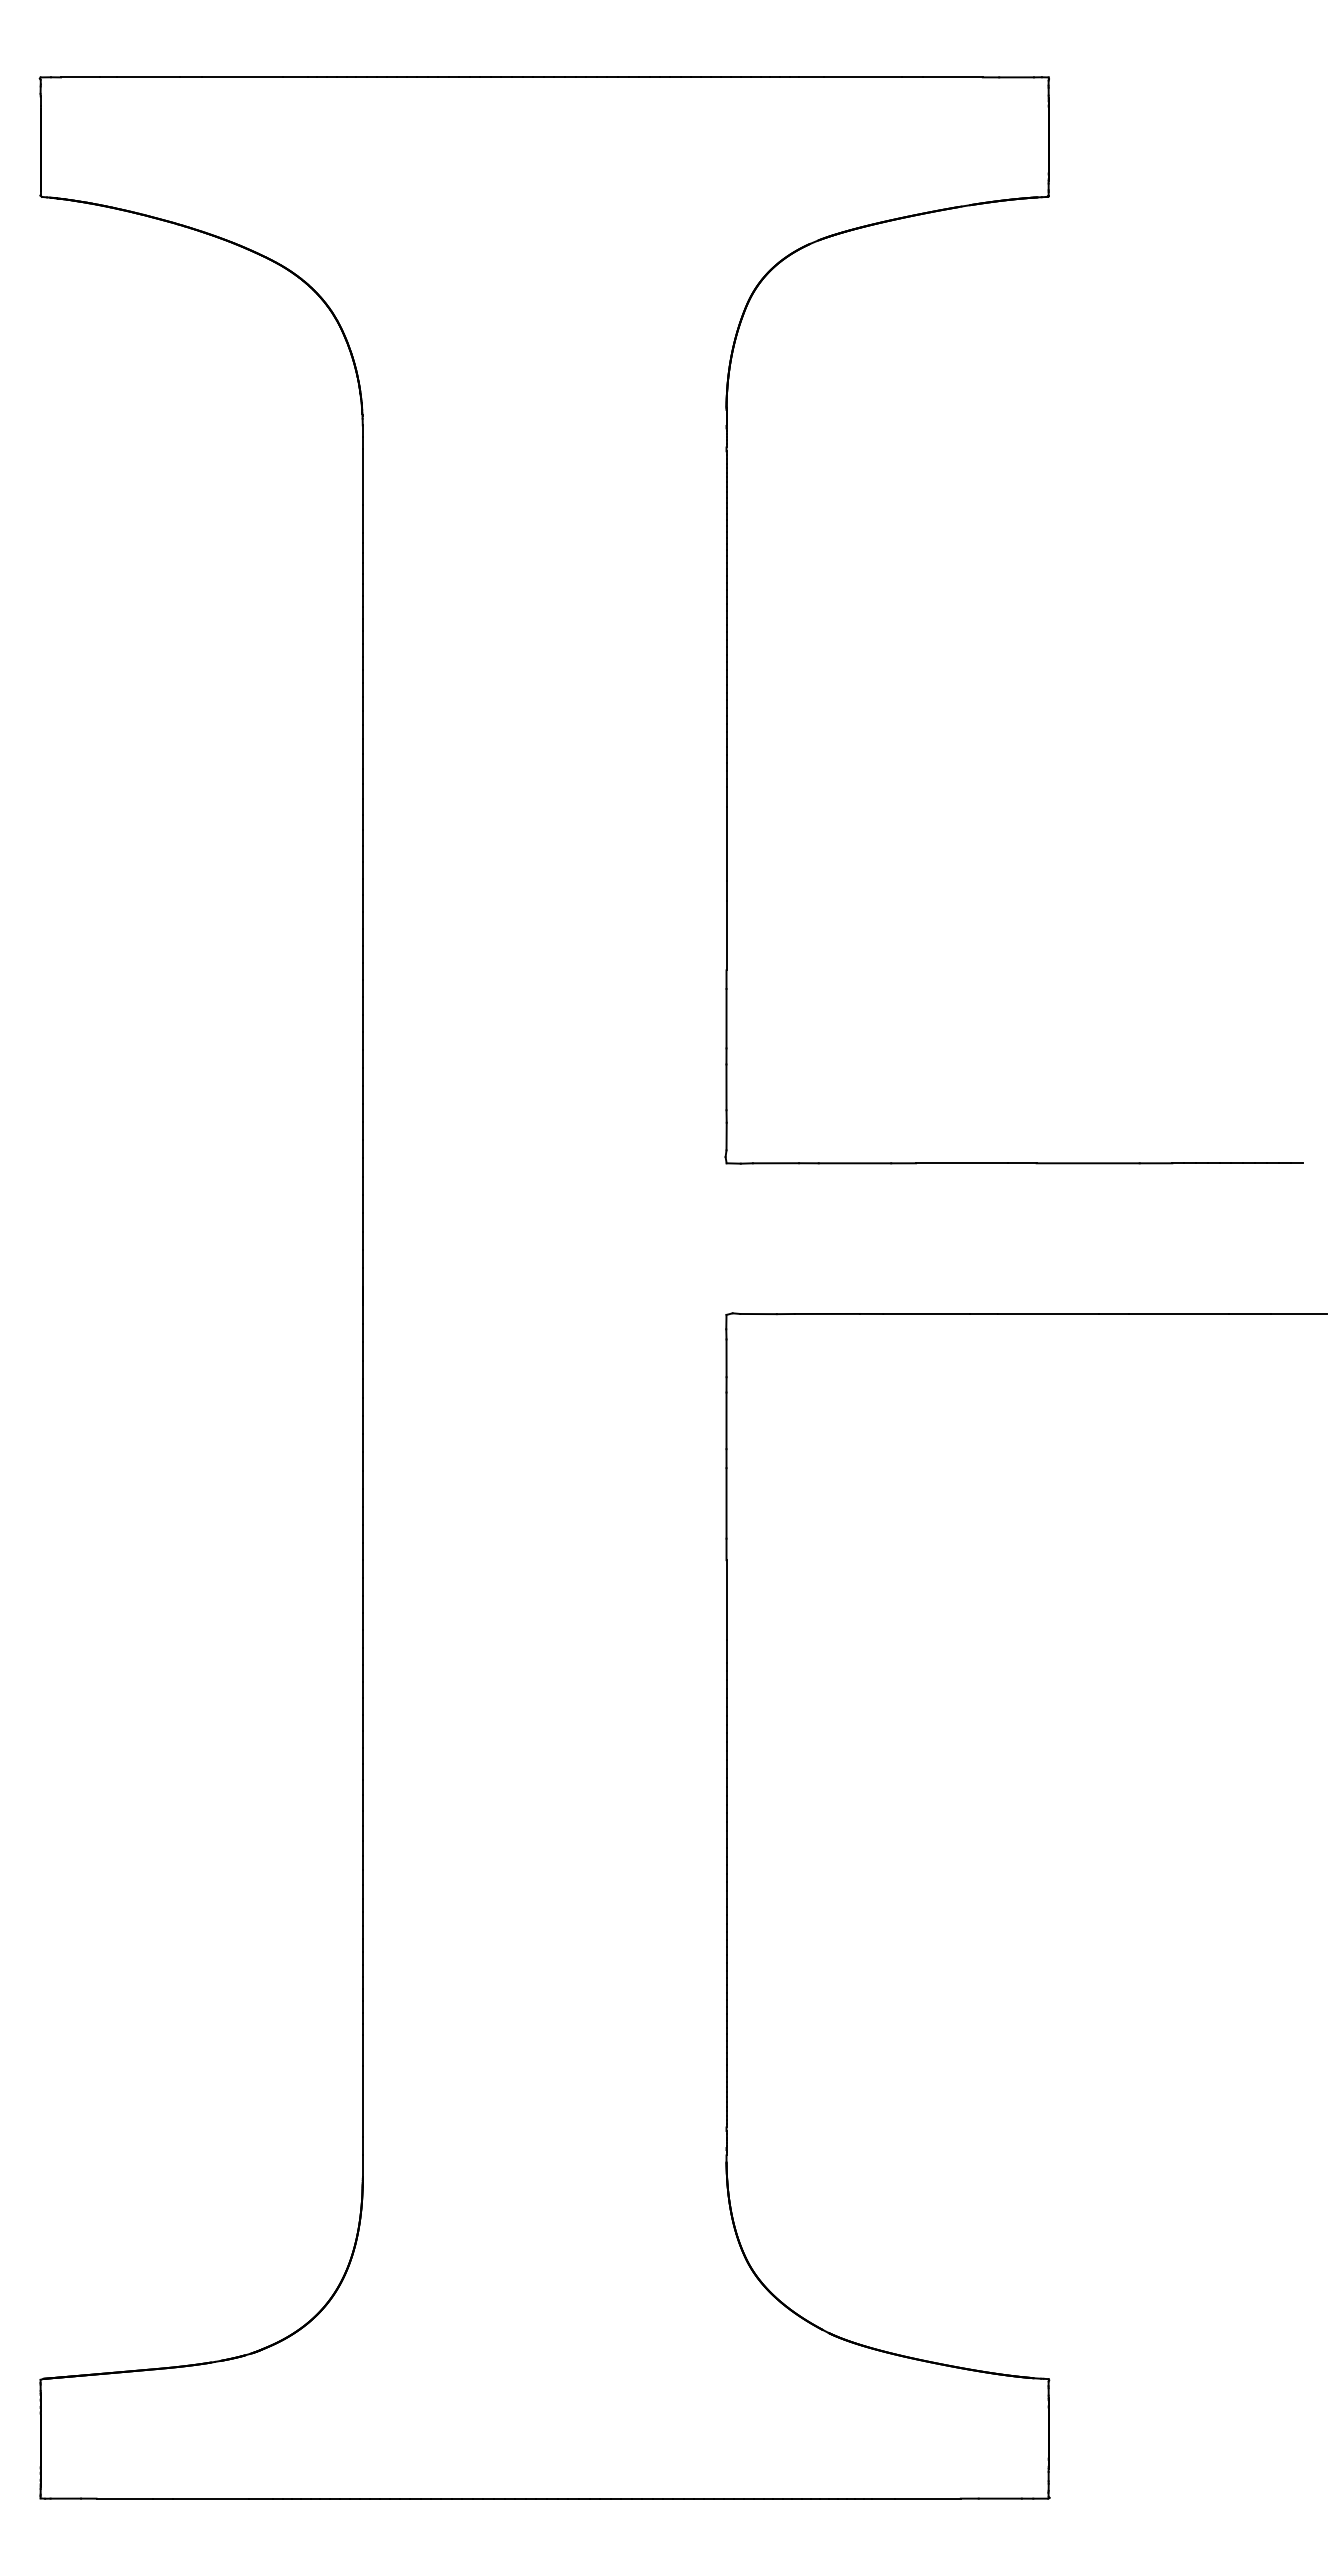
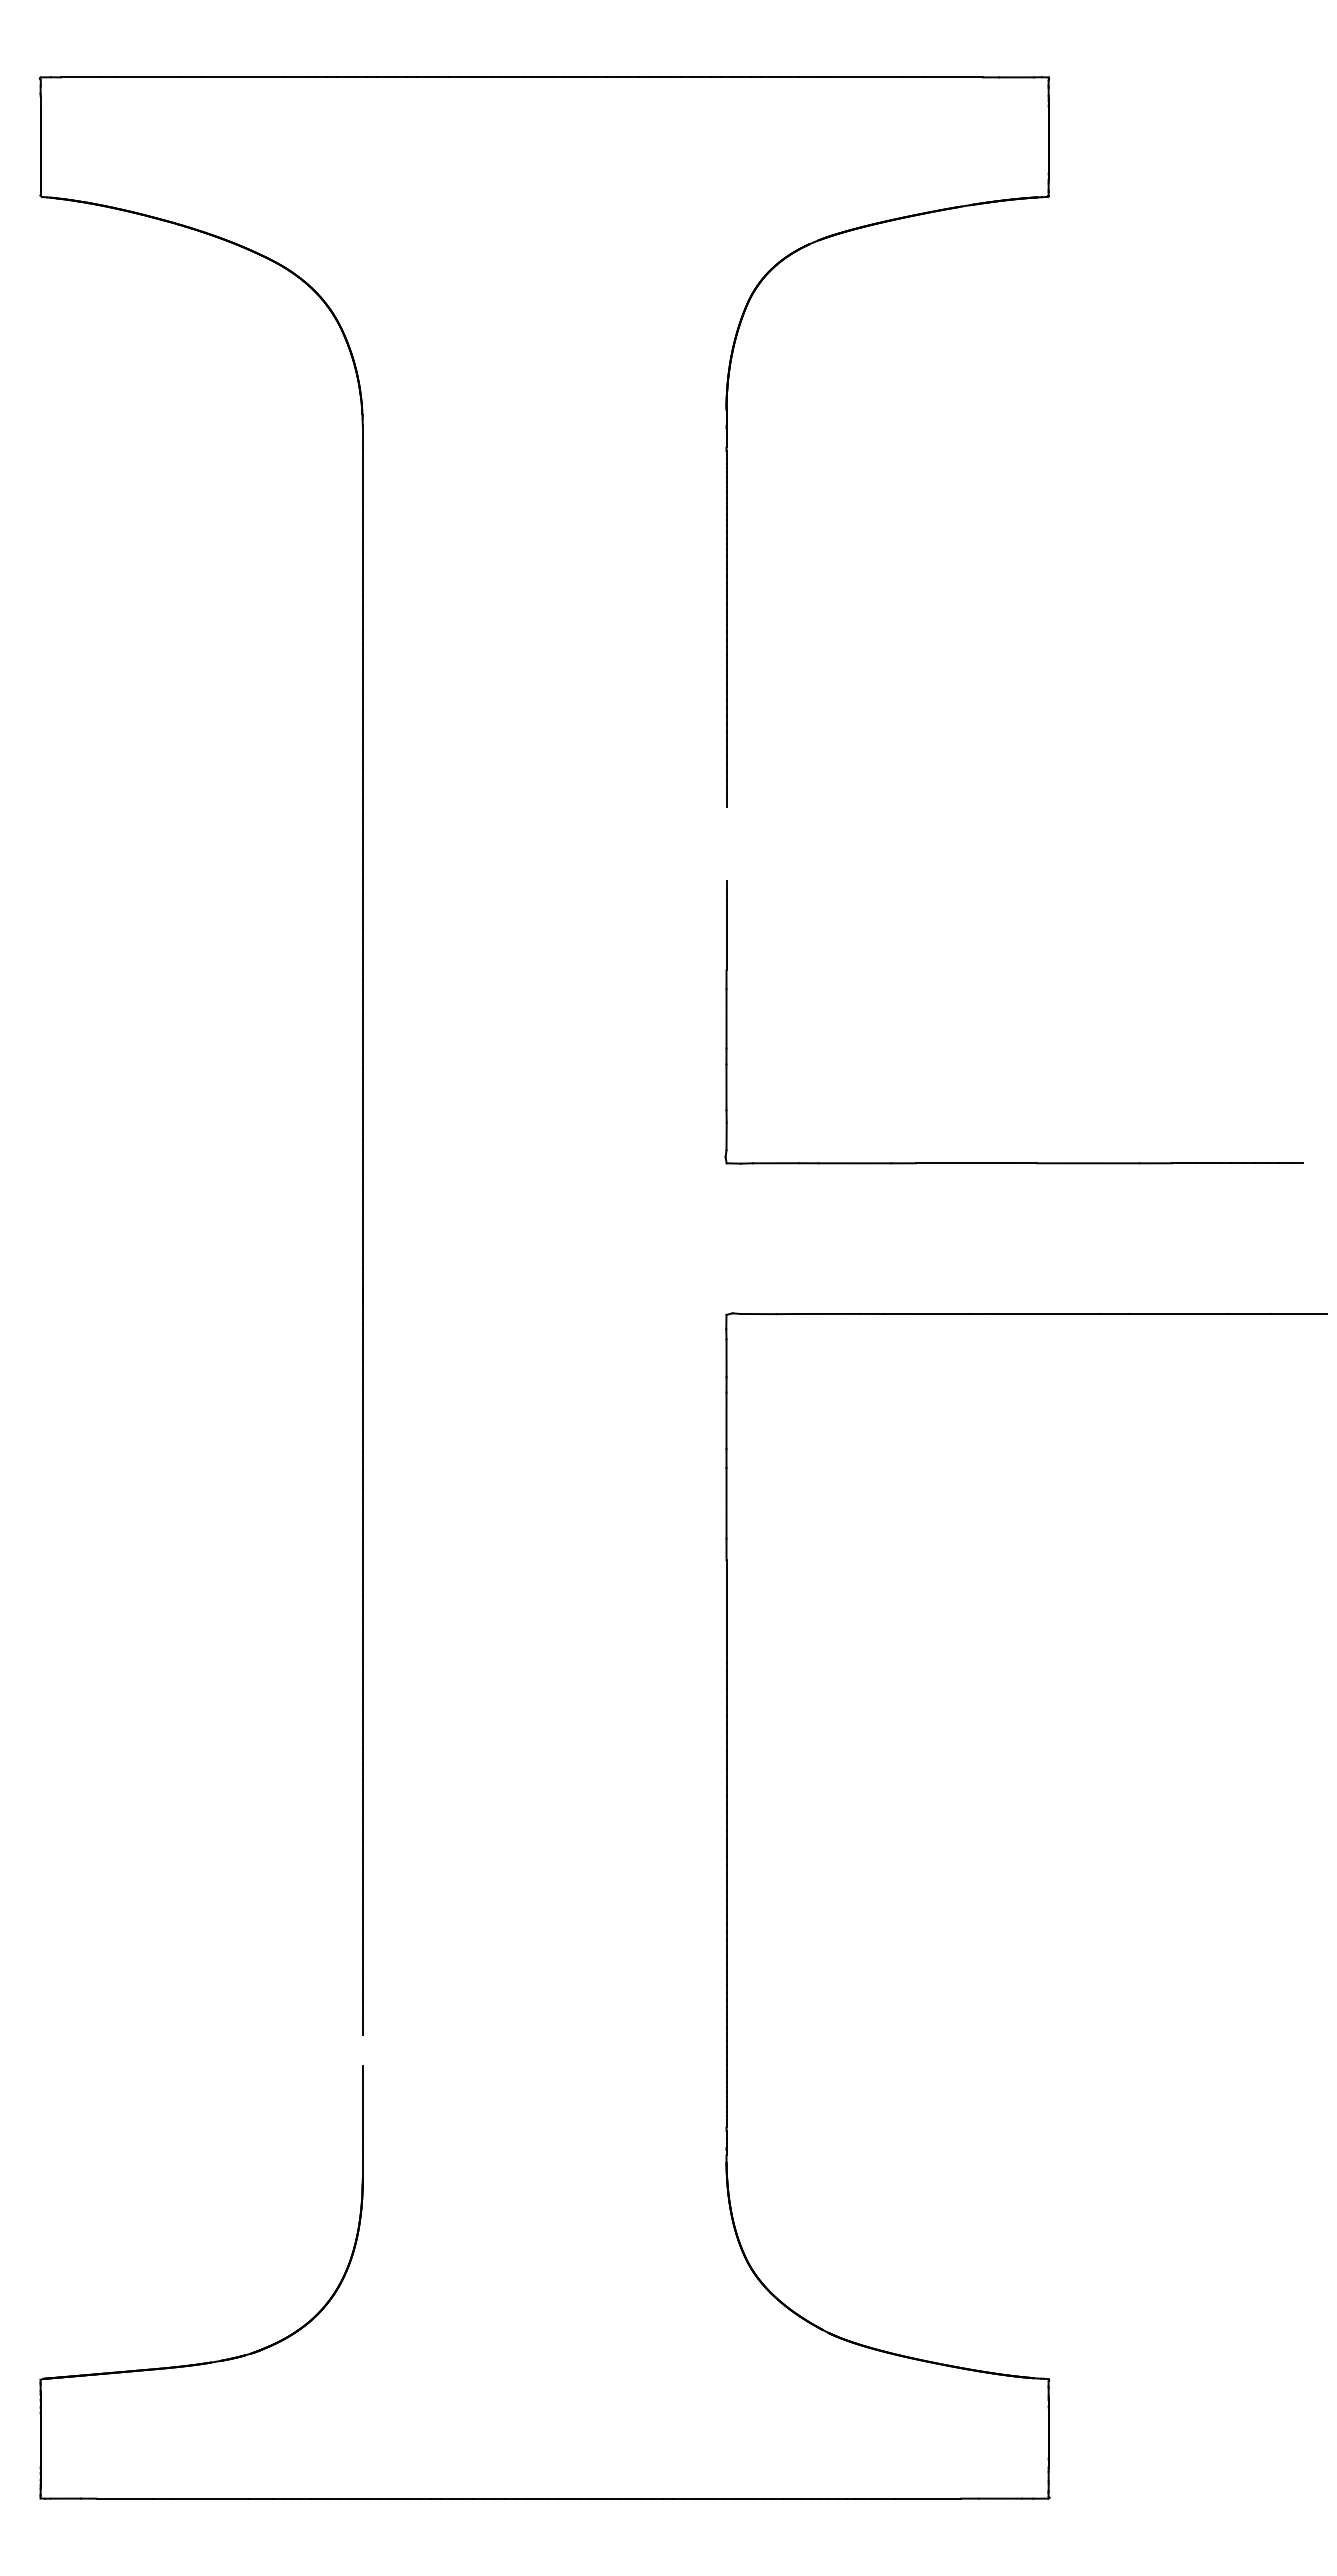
line: present -> none (726, 844)
line: present -> none (362, 2049)
